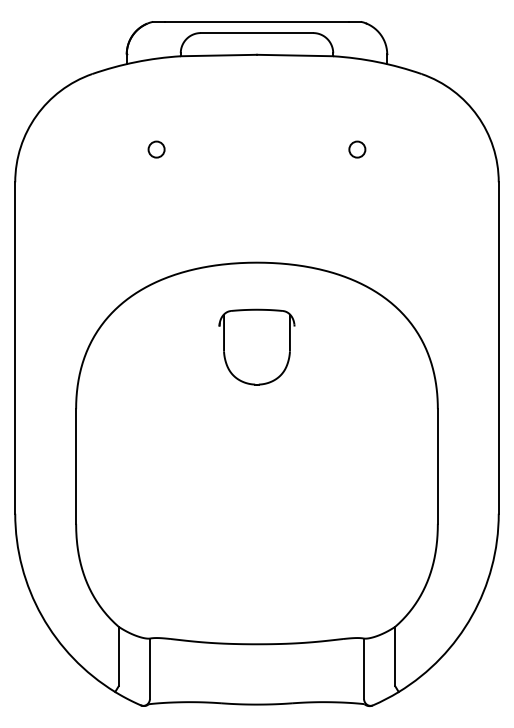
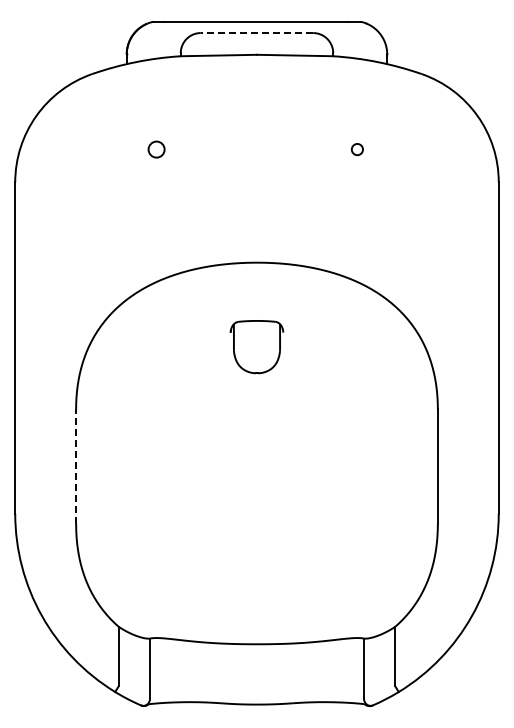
line: solid -> dashed (256, 33)
circle size: 19x19 px -> 14x14 px (356, 149)
part size: 78x78 px -> 56x55 px (256, 347)
line: solid -> dashed (76, 466)
